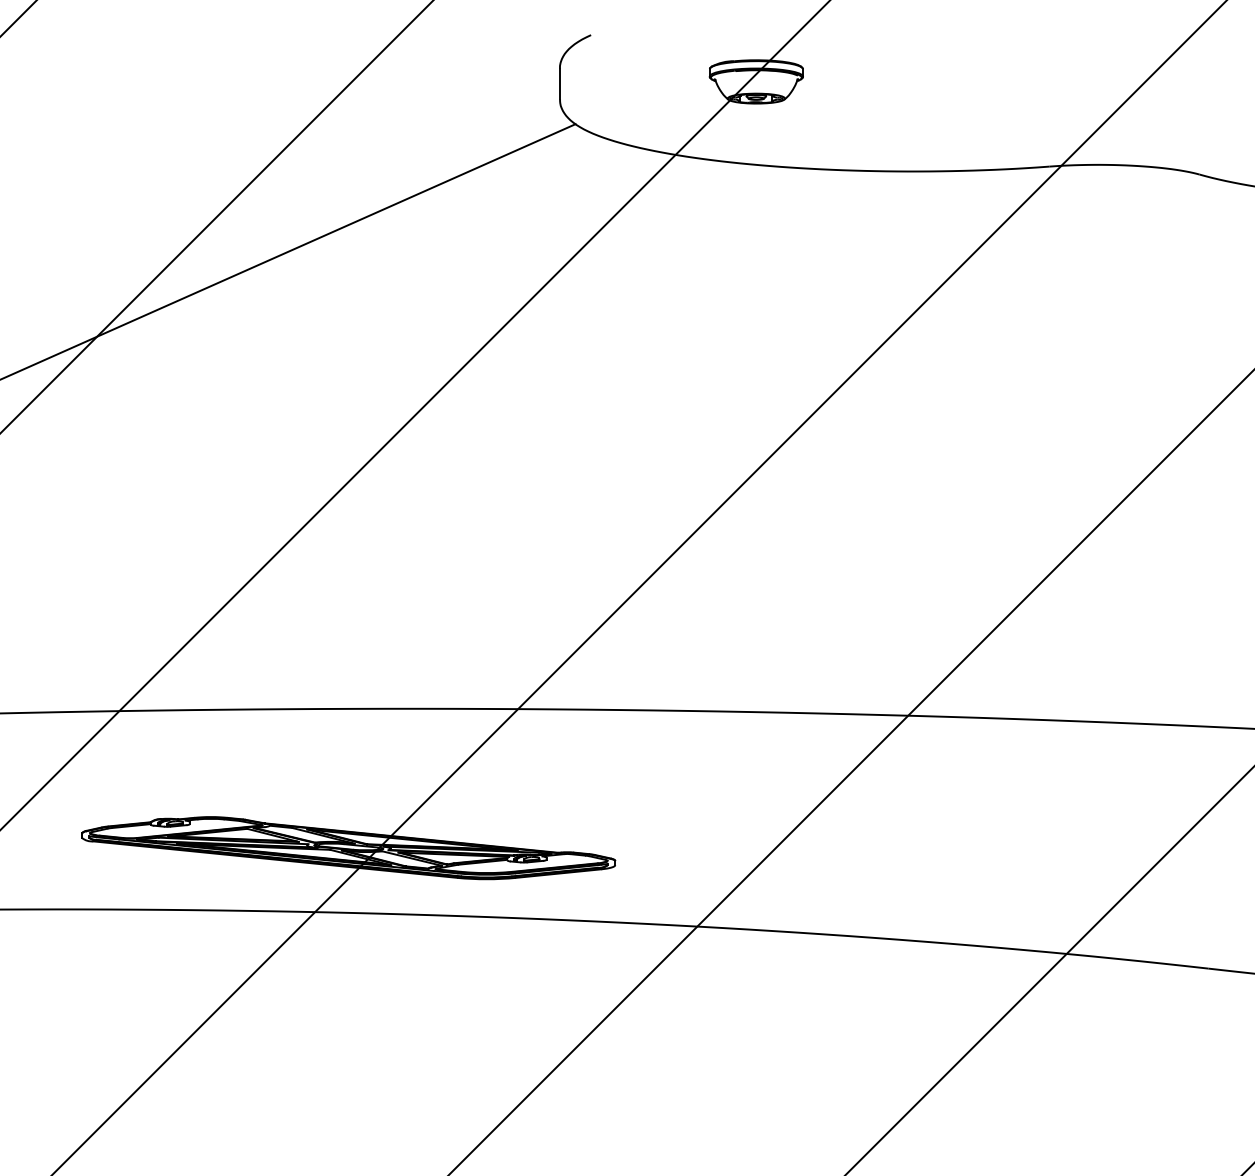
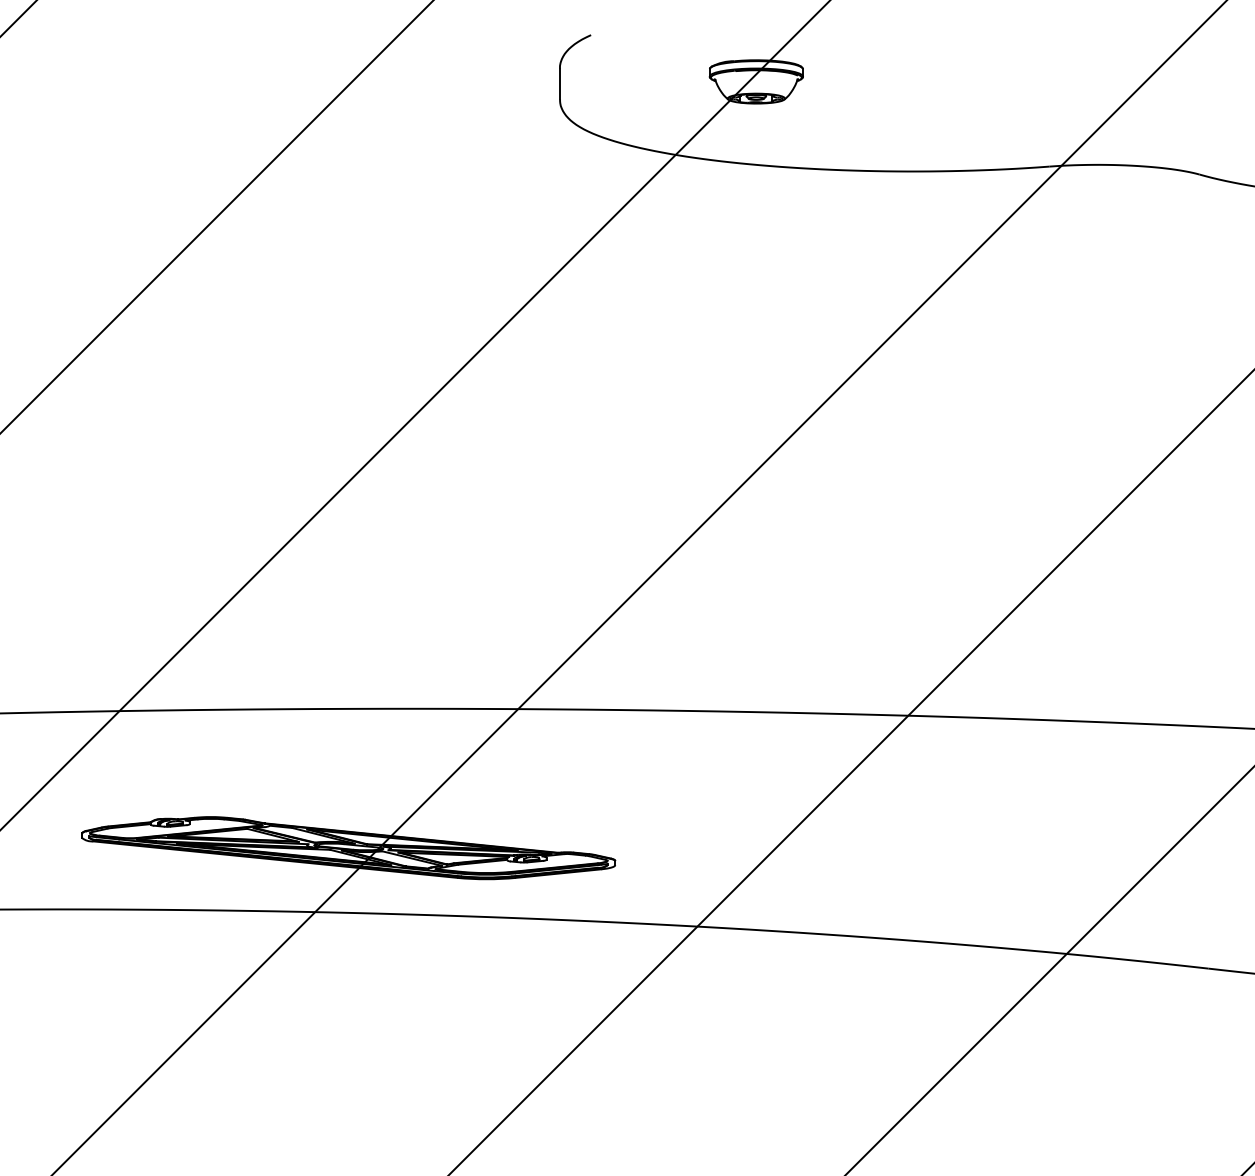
line: present -> none (288, 251)
